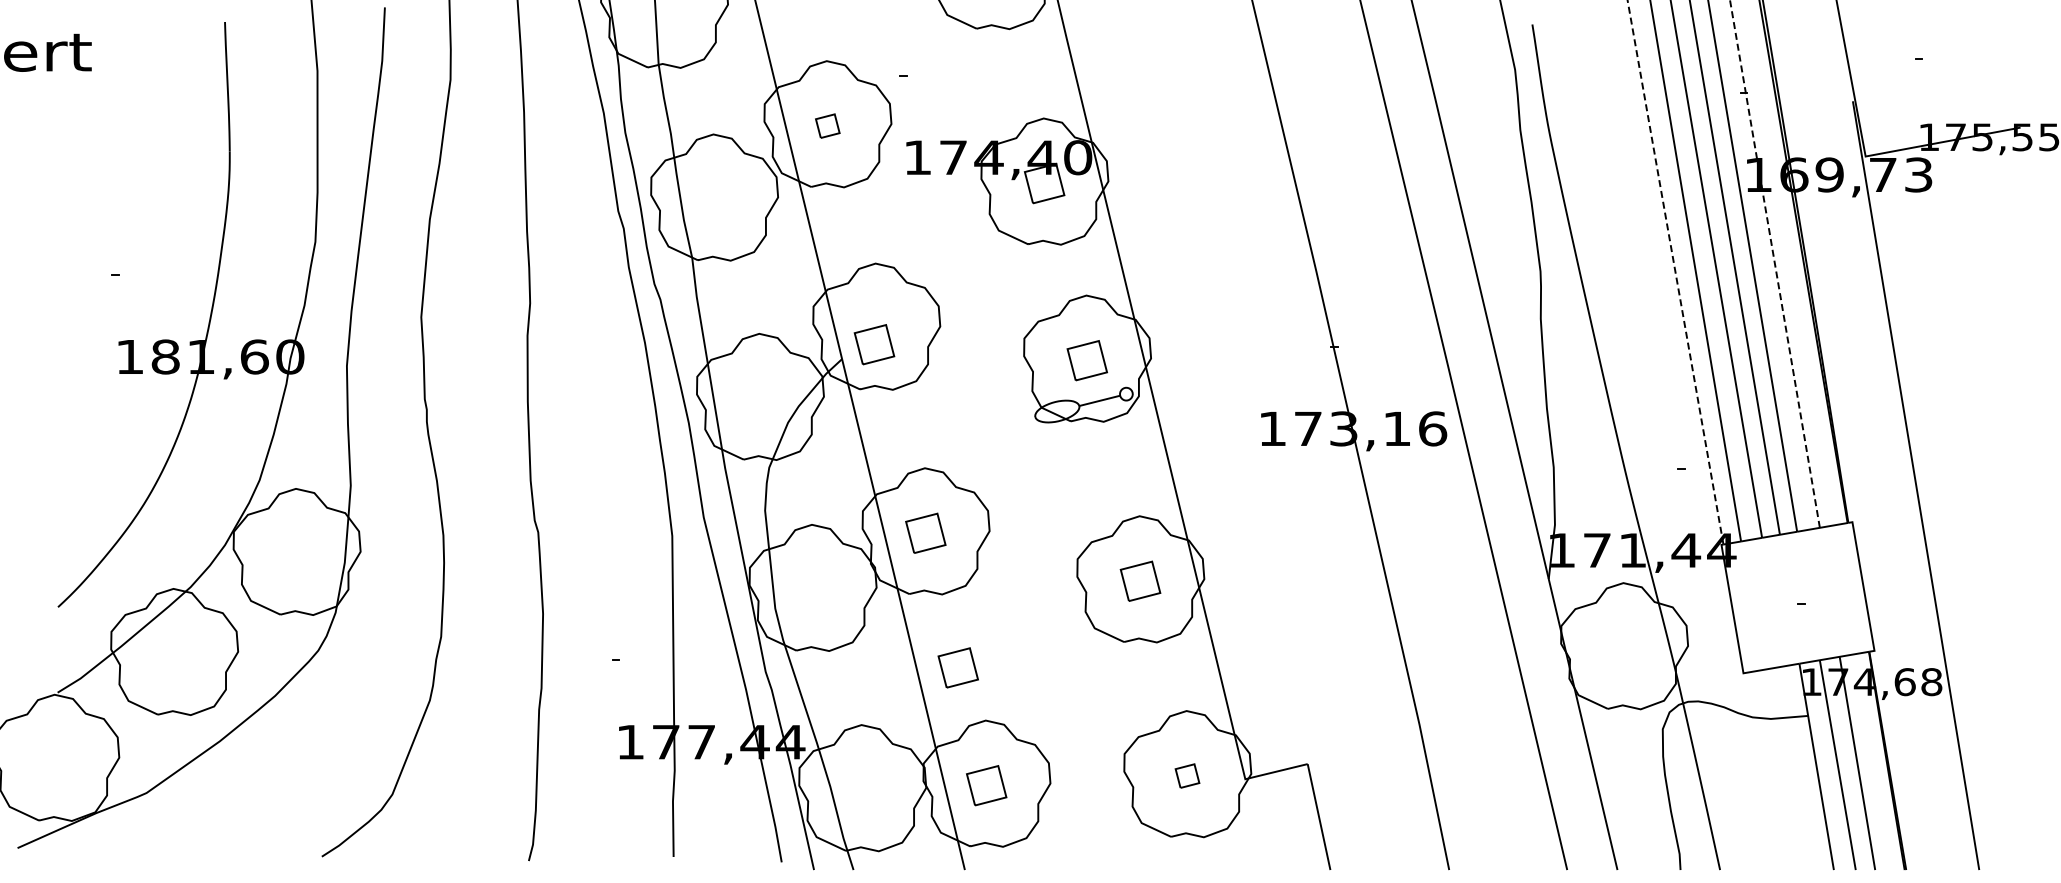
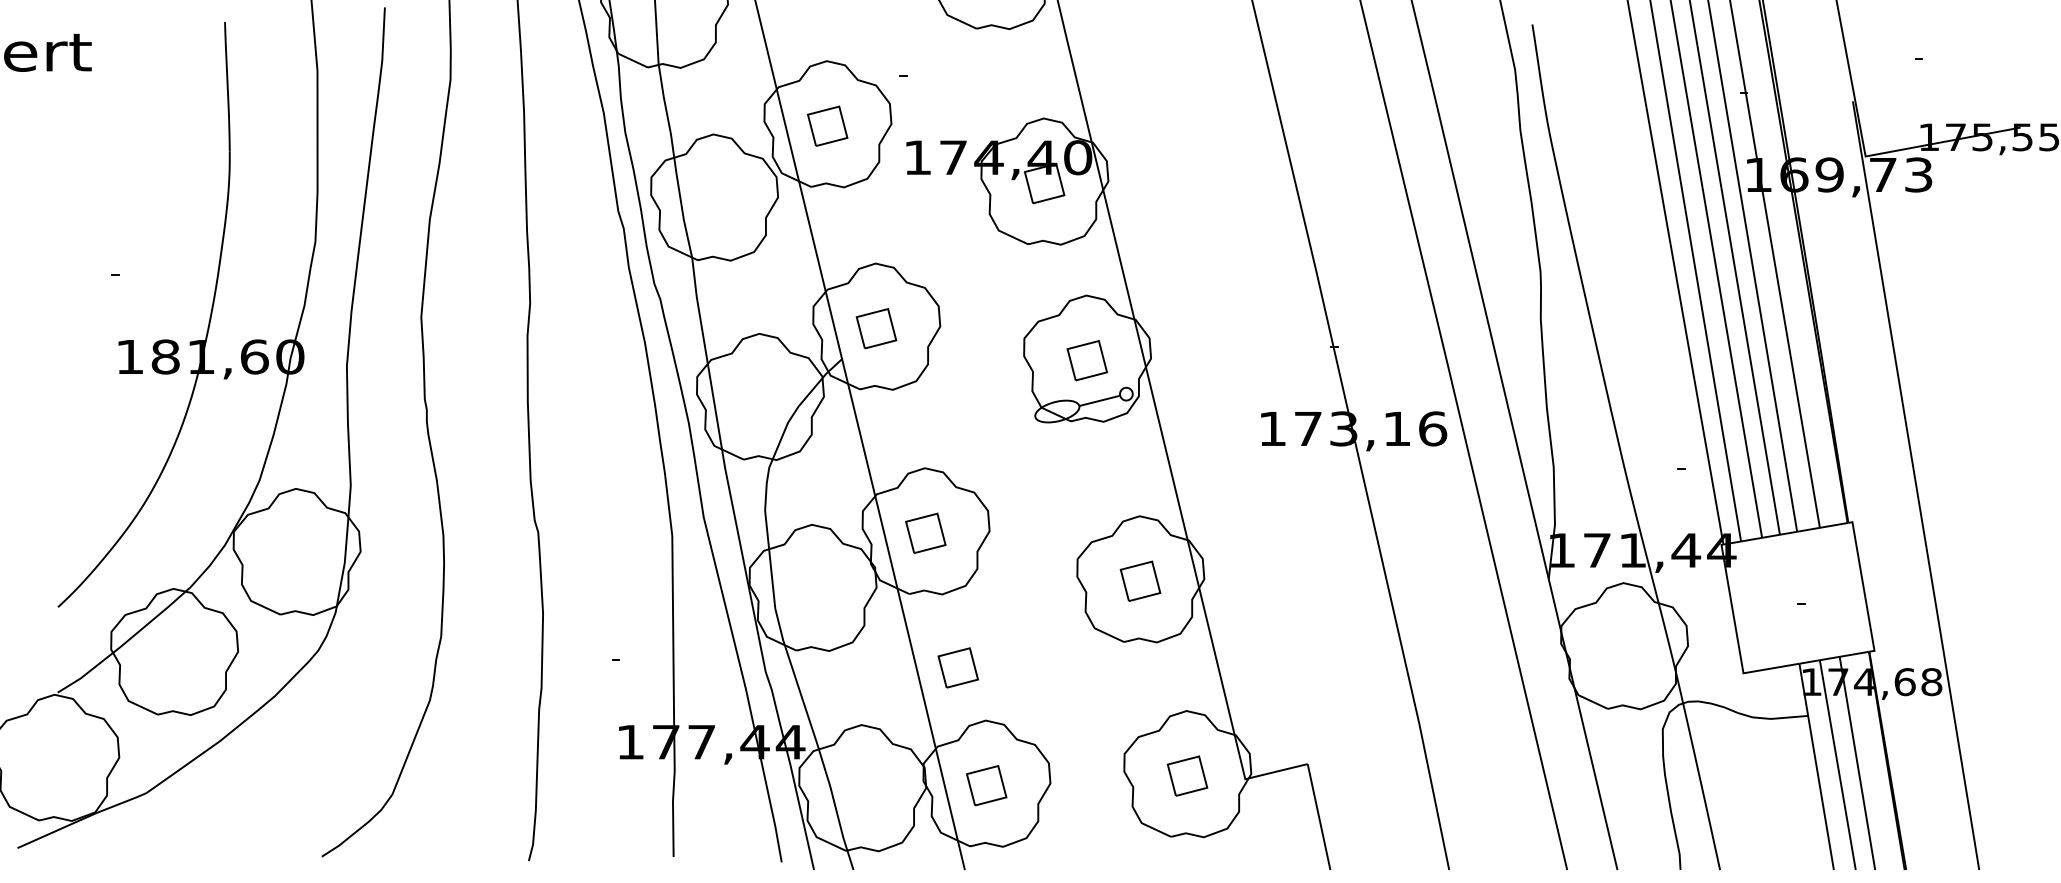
part size: 26x26 px -> 42x42 px (827, 125)
line: dashed -> solid (1774, 263)
line: dashed -> solid (1675, 271)
part position: (874, 344) -> (876, 328) (876, 328)
part size: 27x26 px -> 43x42 px (1187, 775)
